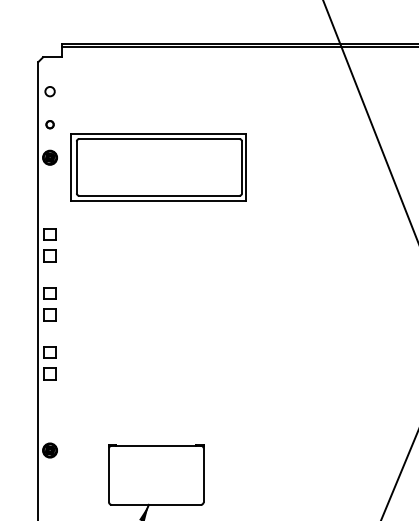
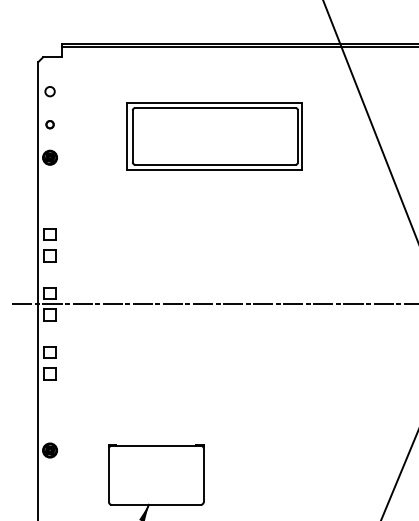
part position: (158, 167) -> (214, 136) (214, 136)
line: none -> present (213, 304)
